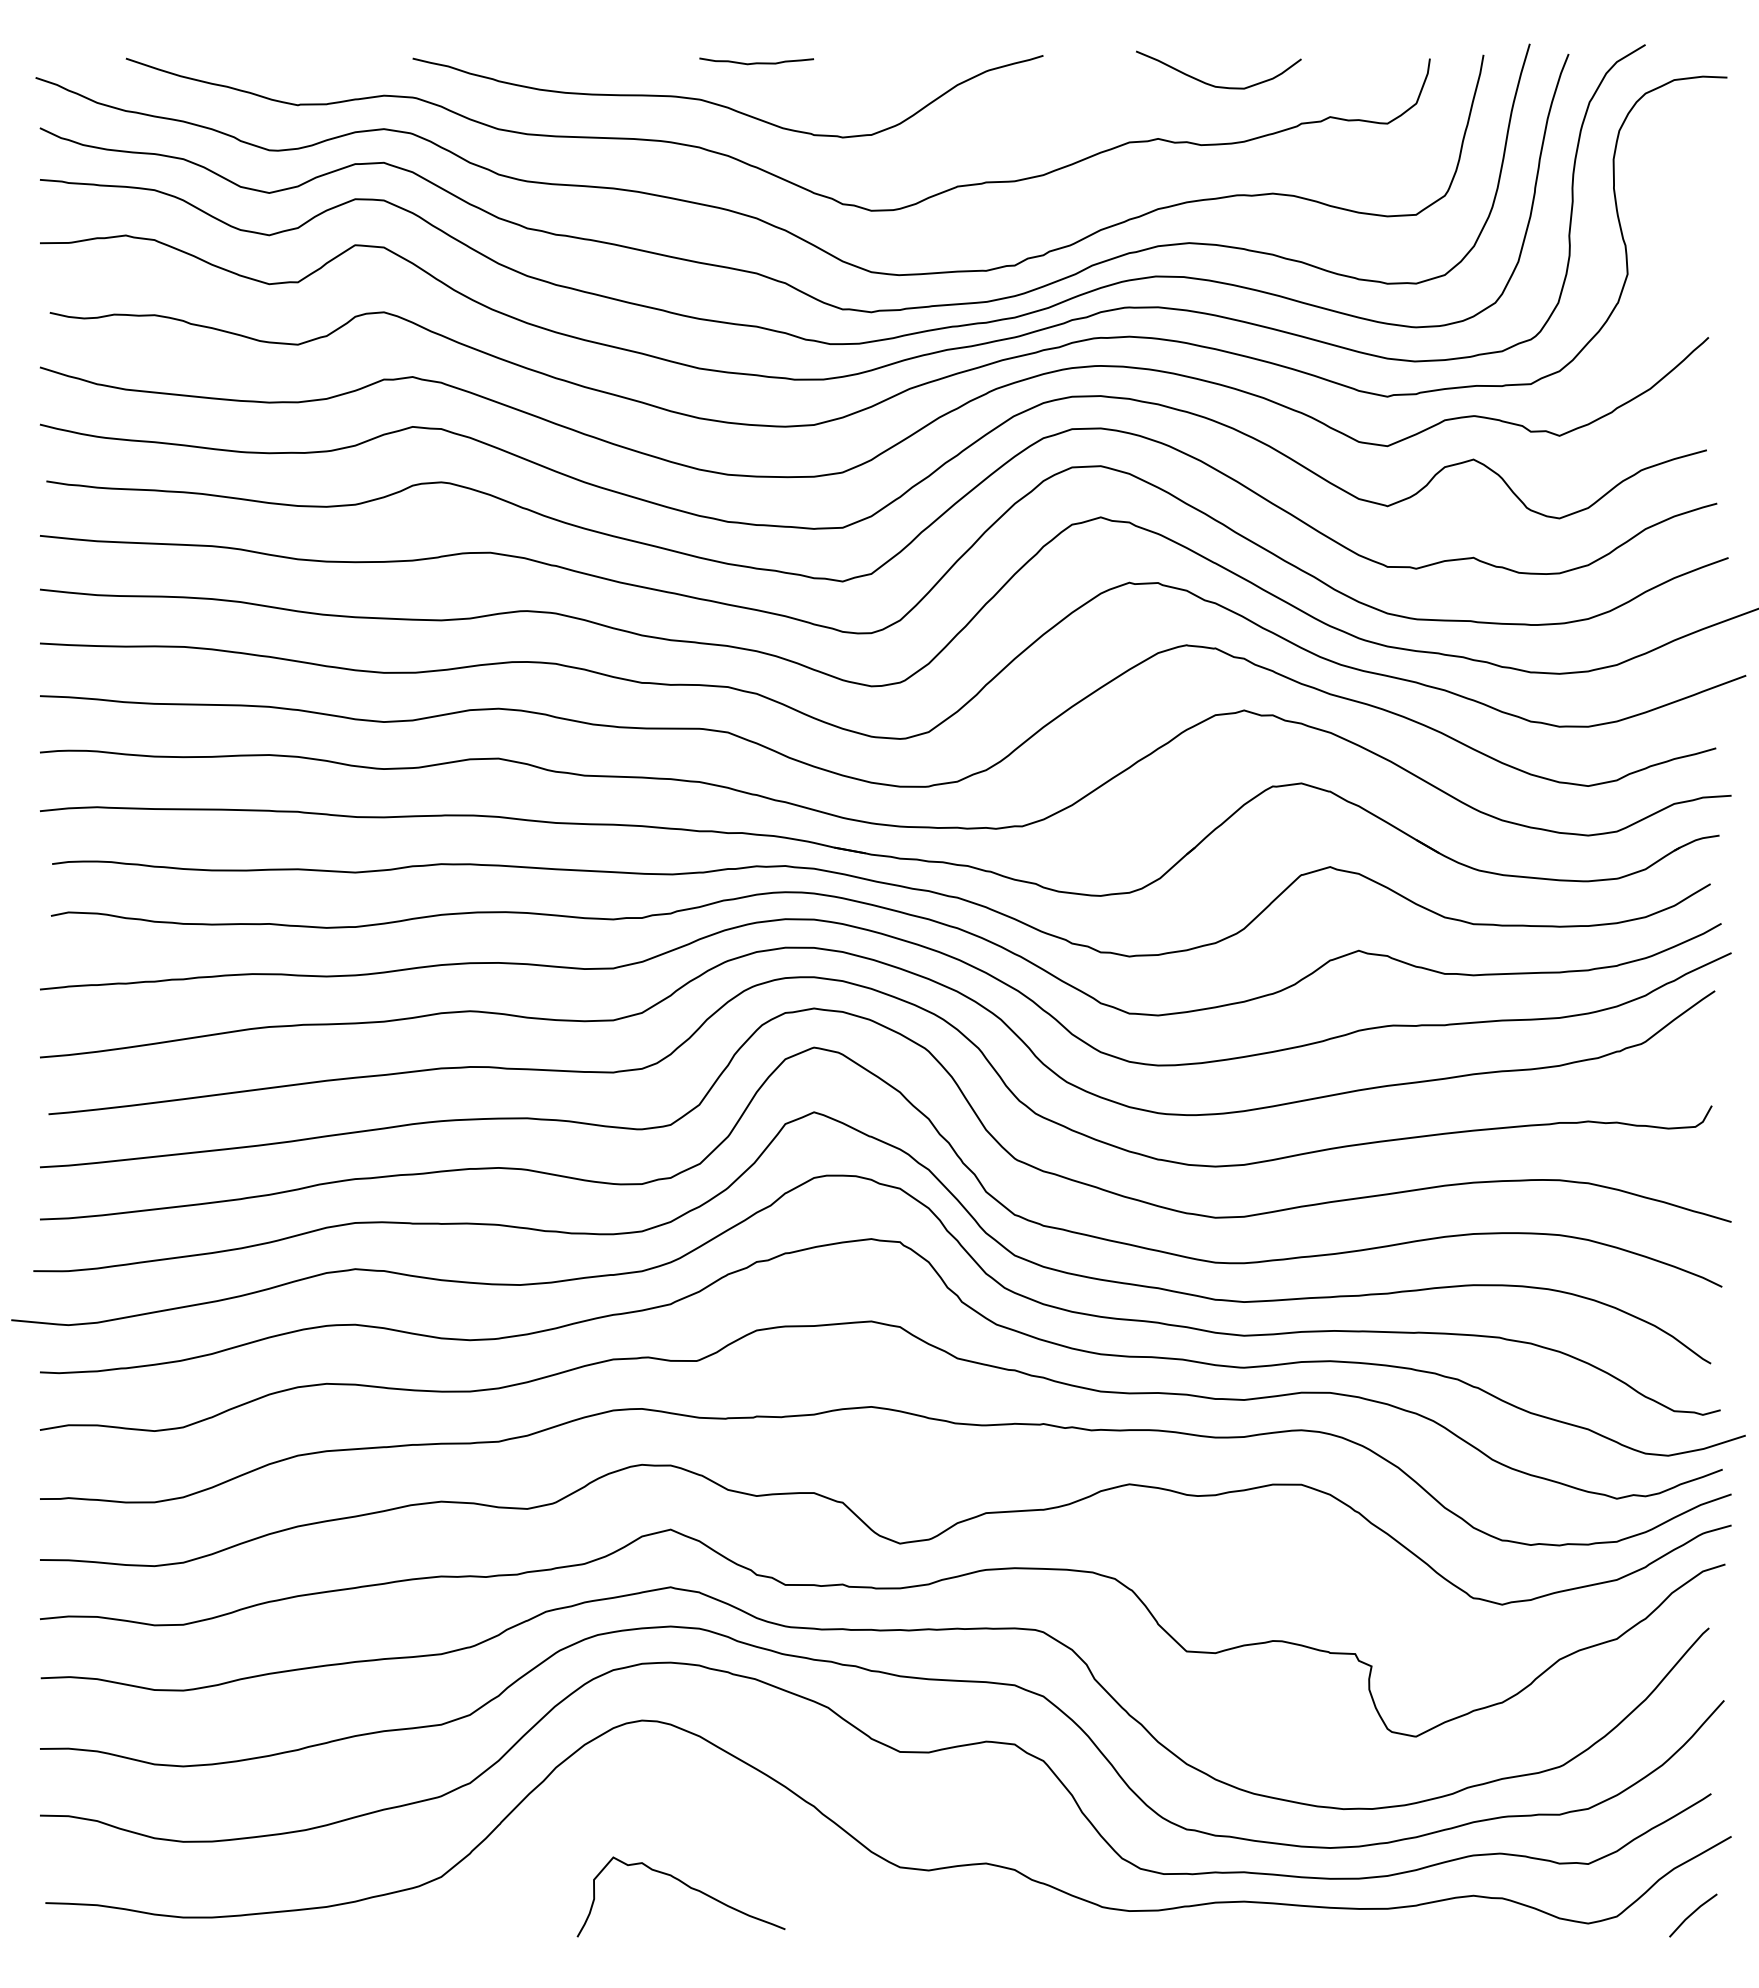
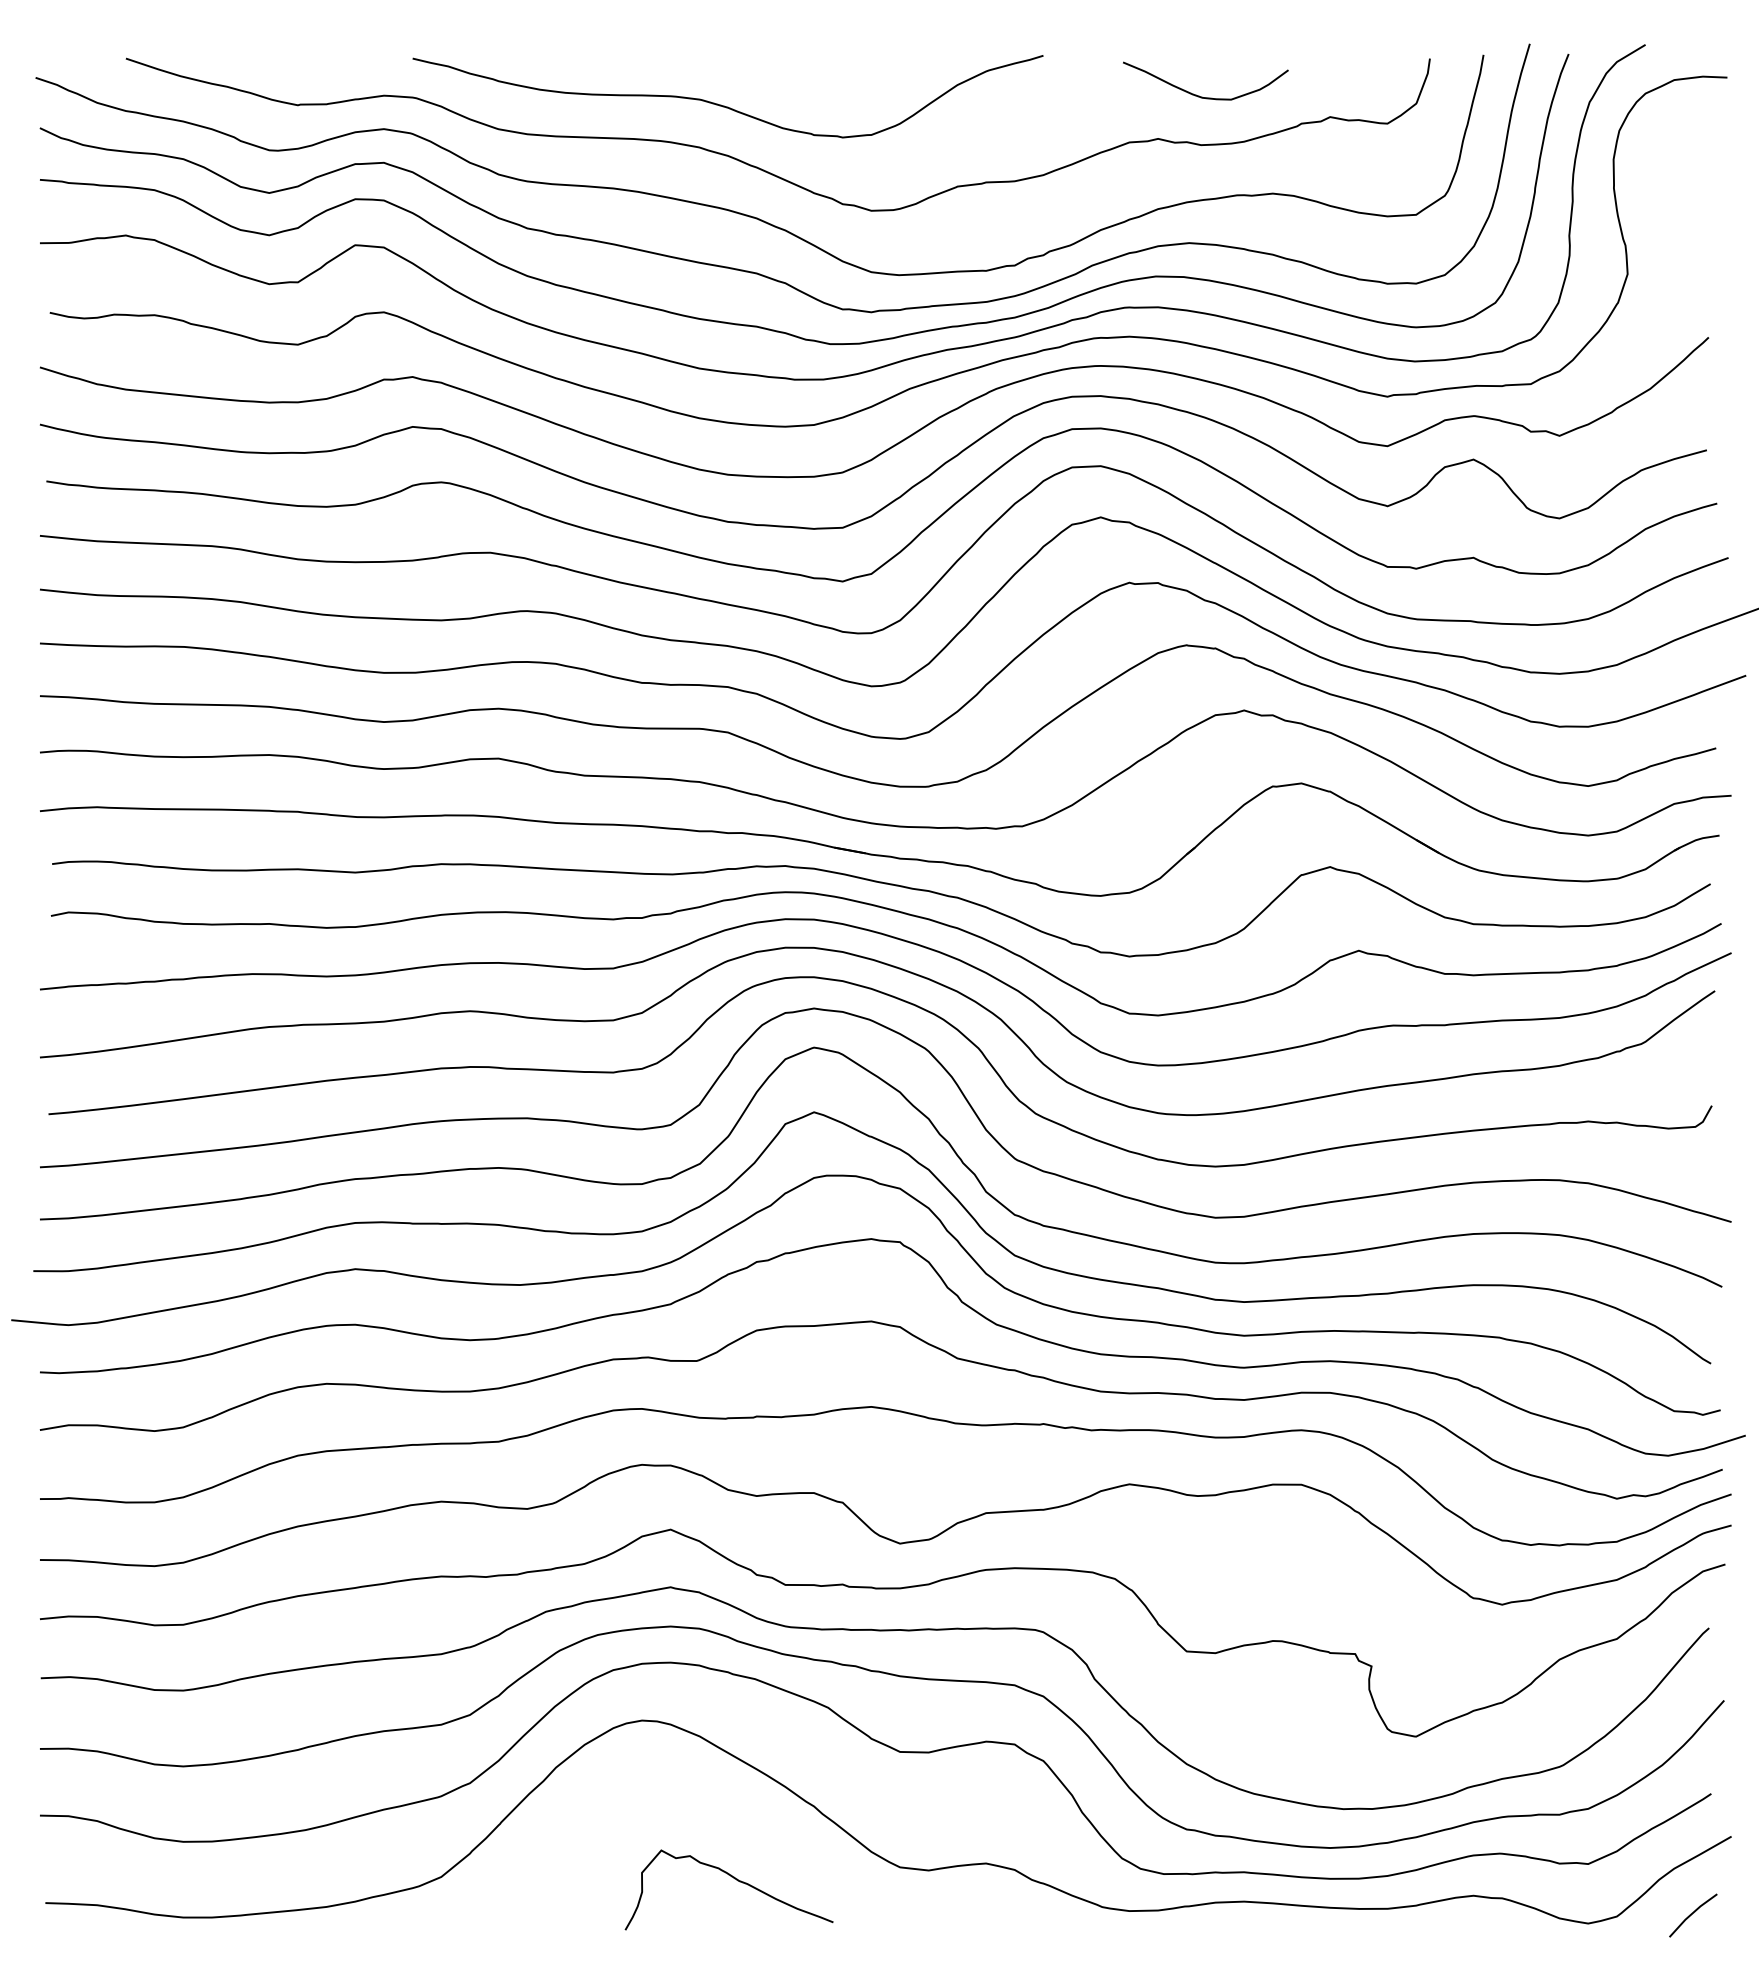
curve: present -> none (756, 62)
curve position: (1212, 84) -> (1199, 95) (1199, 95)
curve position: (686, 1886) -> (734, 1879) (734, 1879)
